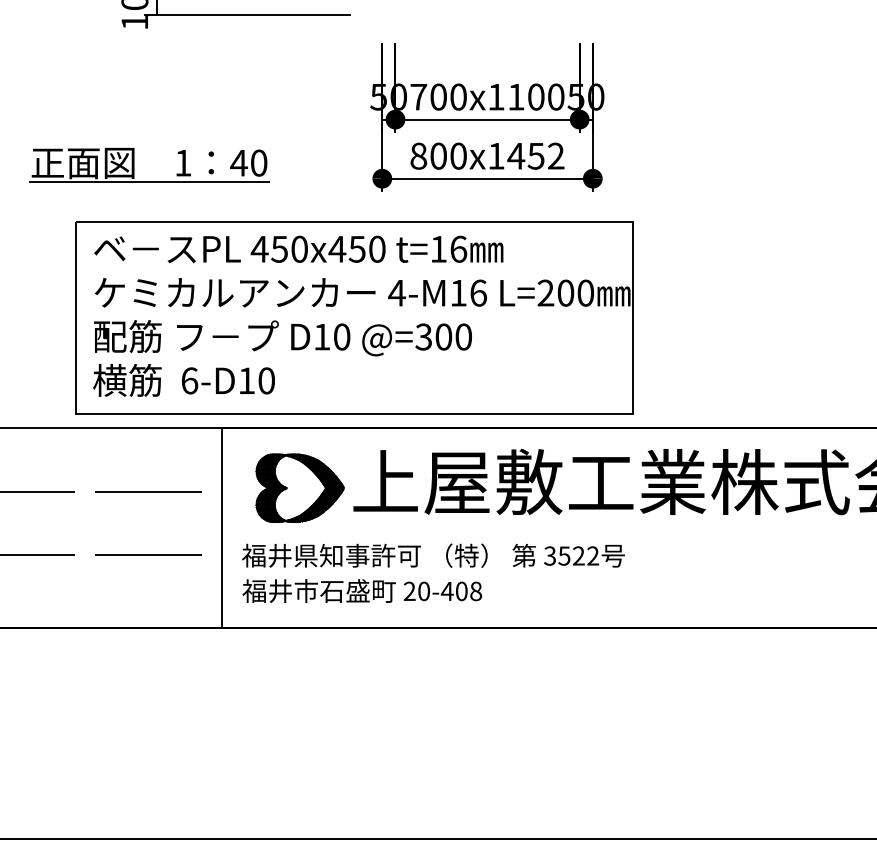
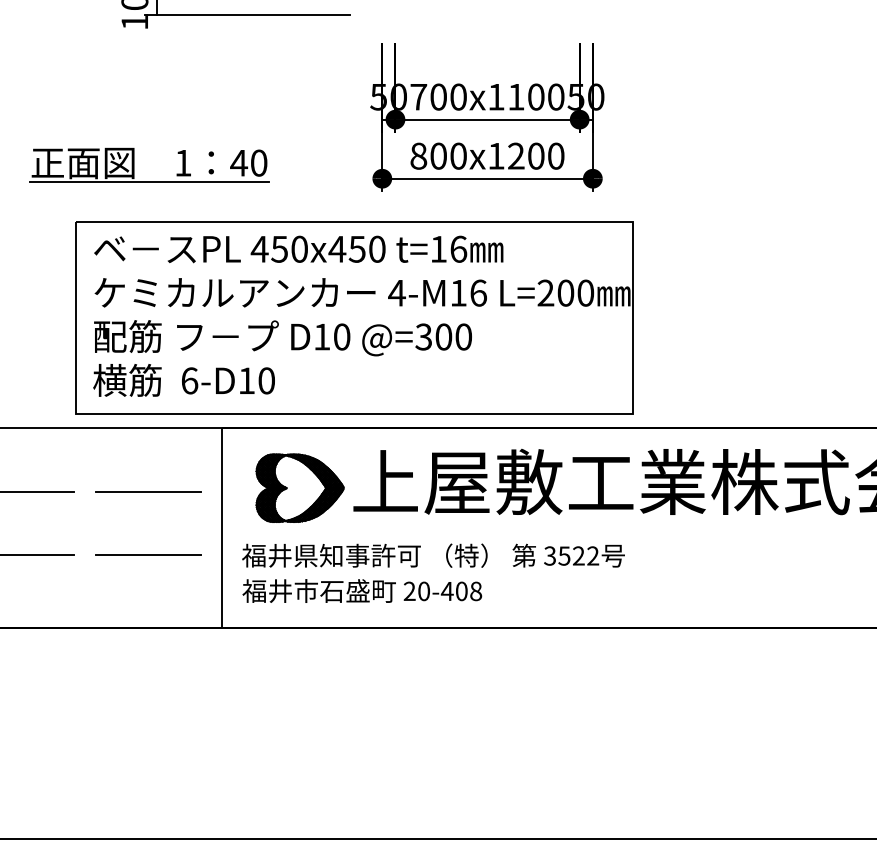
text: 800x1452 -> 800x1200 (535, 155)
